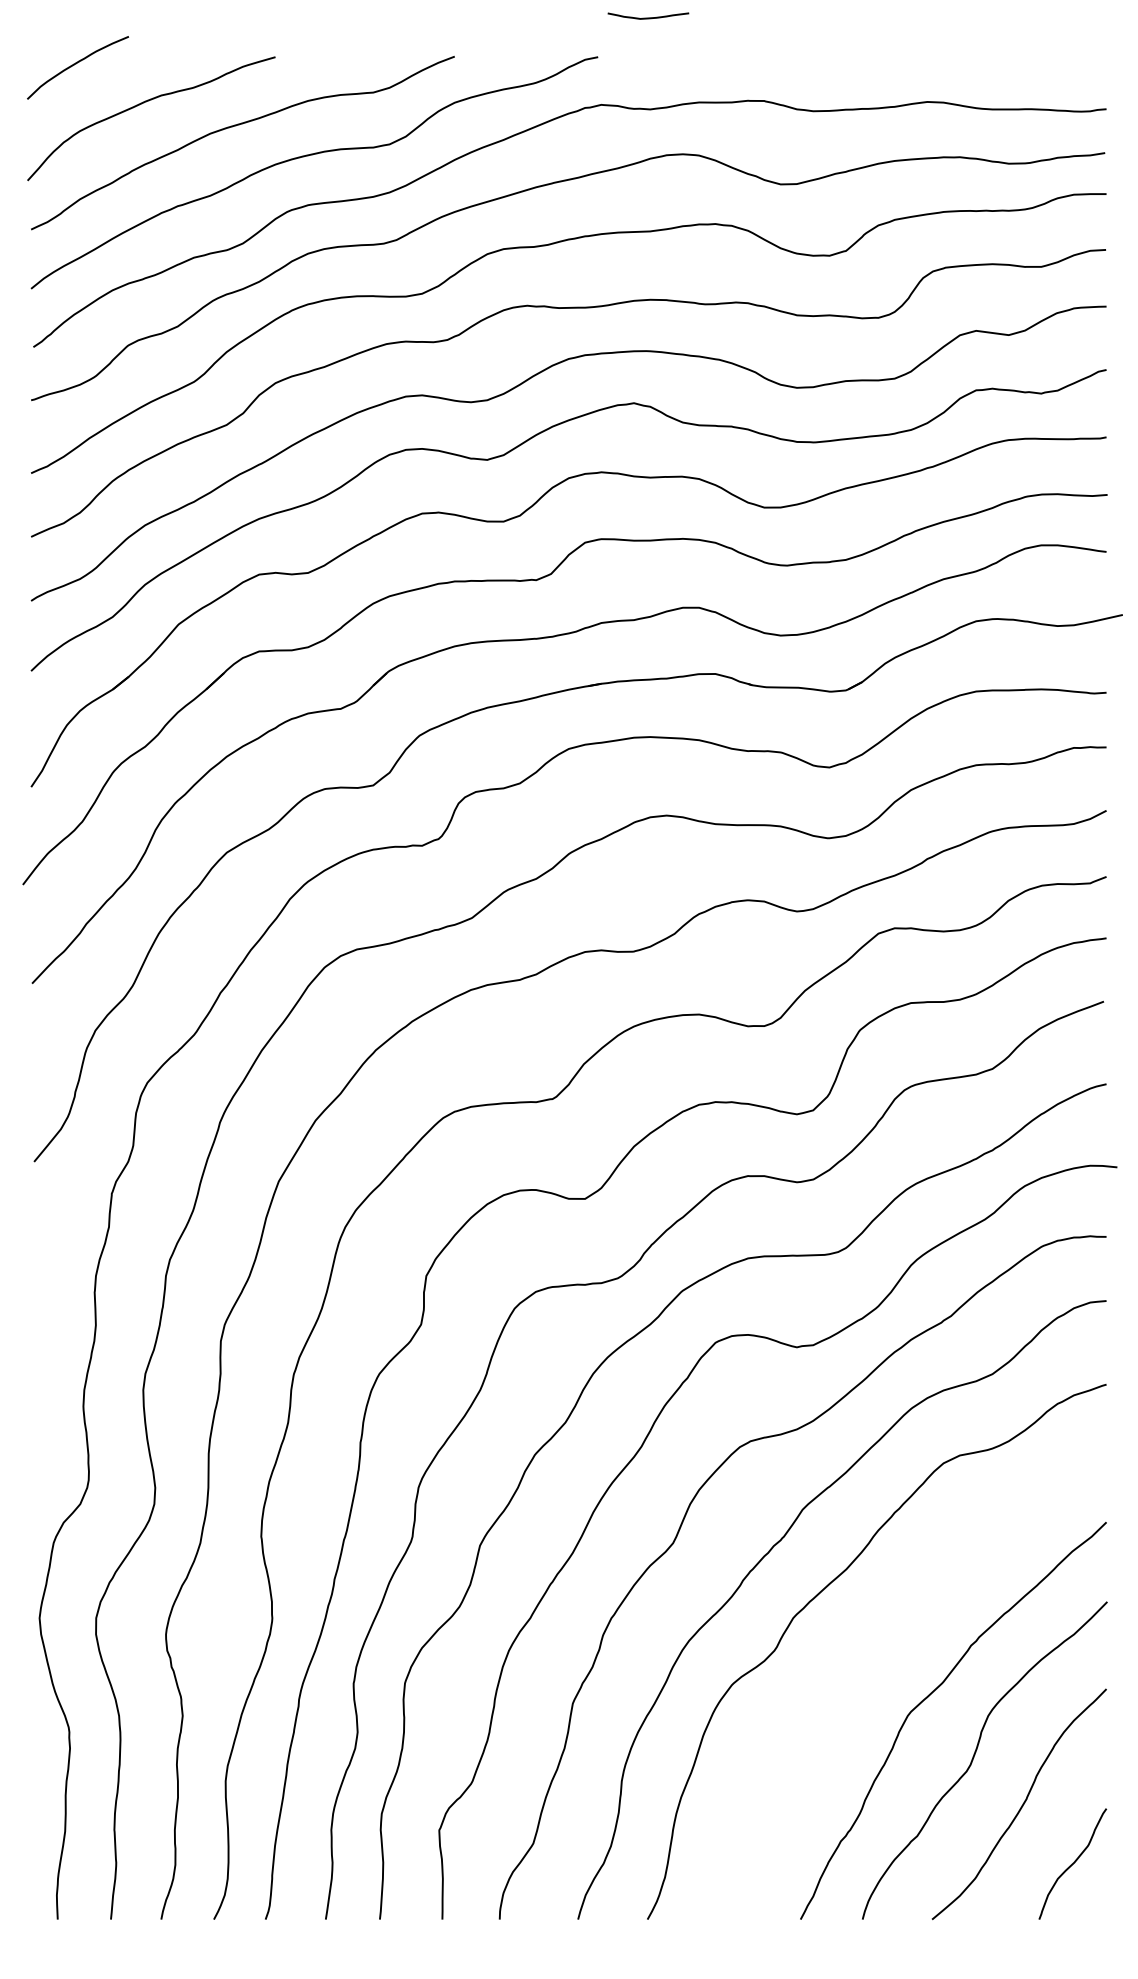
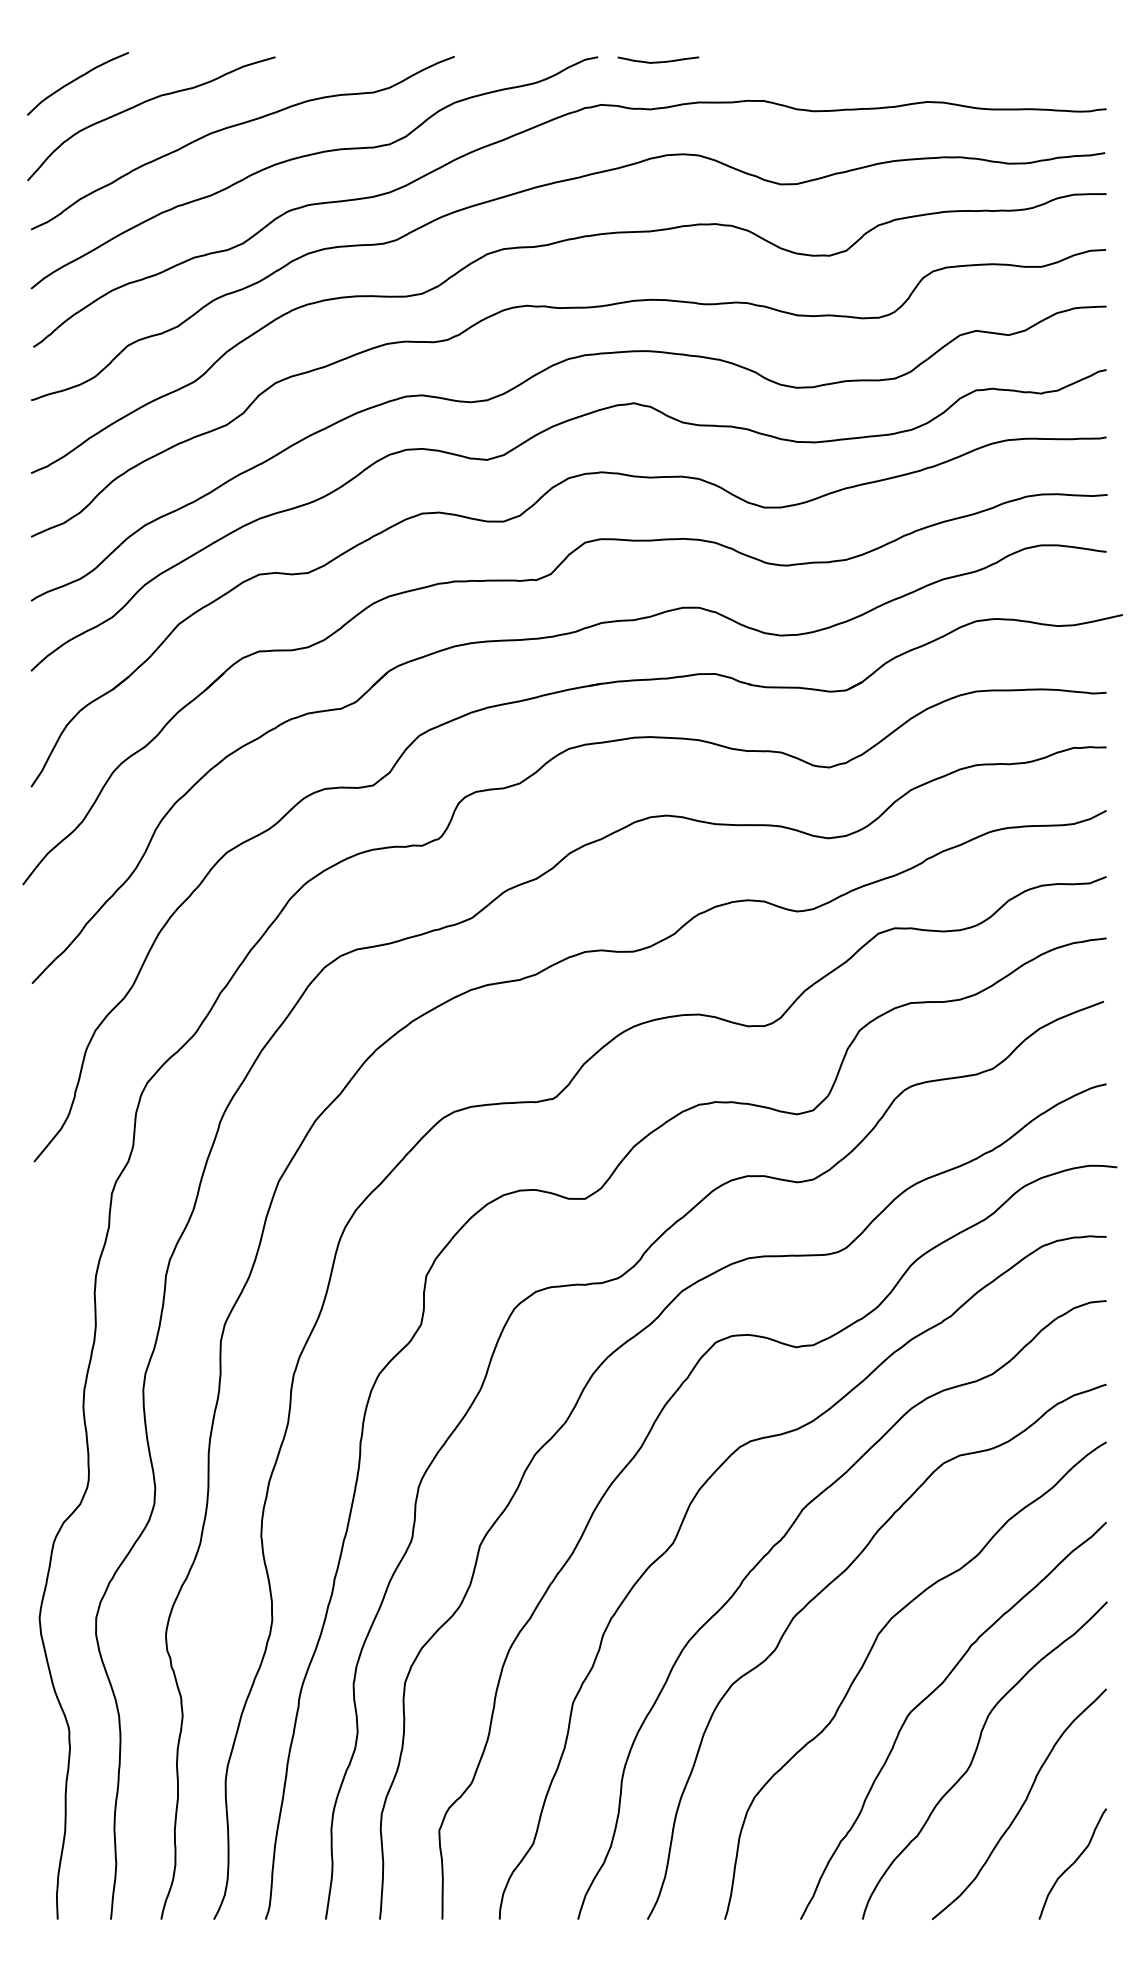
curve position: (648, 17) -> (658, 61) (658, 61)
curve position: (76, 64) -> (76, 80) (76, 80)
curve: none -> present (868, 1657)
